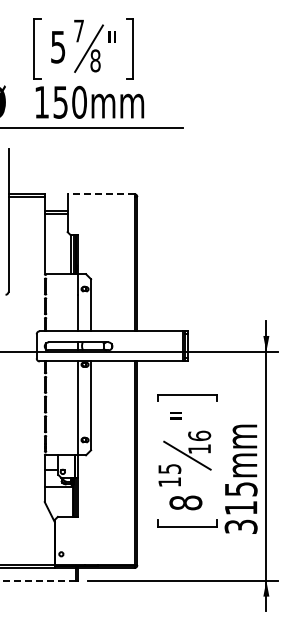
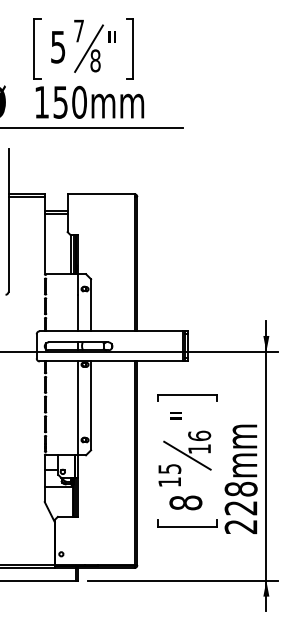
line: dashed -> solid (100, 194)
text: 315mm -> 228mm (240, 507)
line: dashed -> solid (38, 580)
